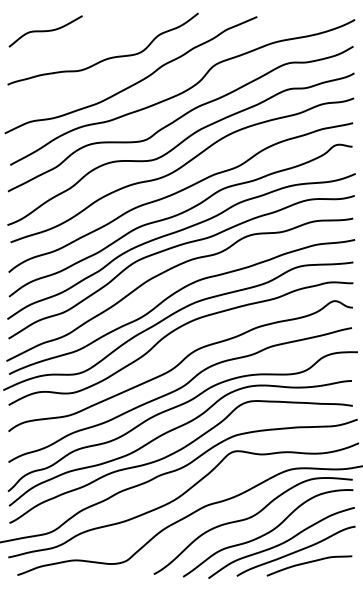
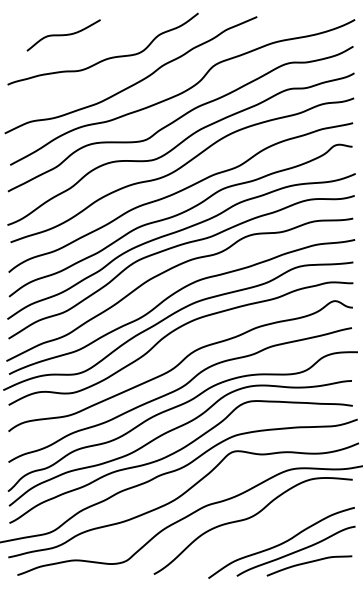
curve position: (45, 31) -> (63, 35) (63, 35)
curve: present -> none (267, 533)
